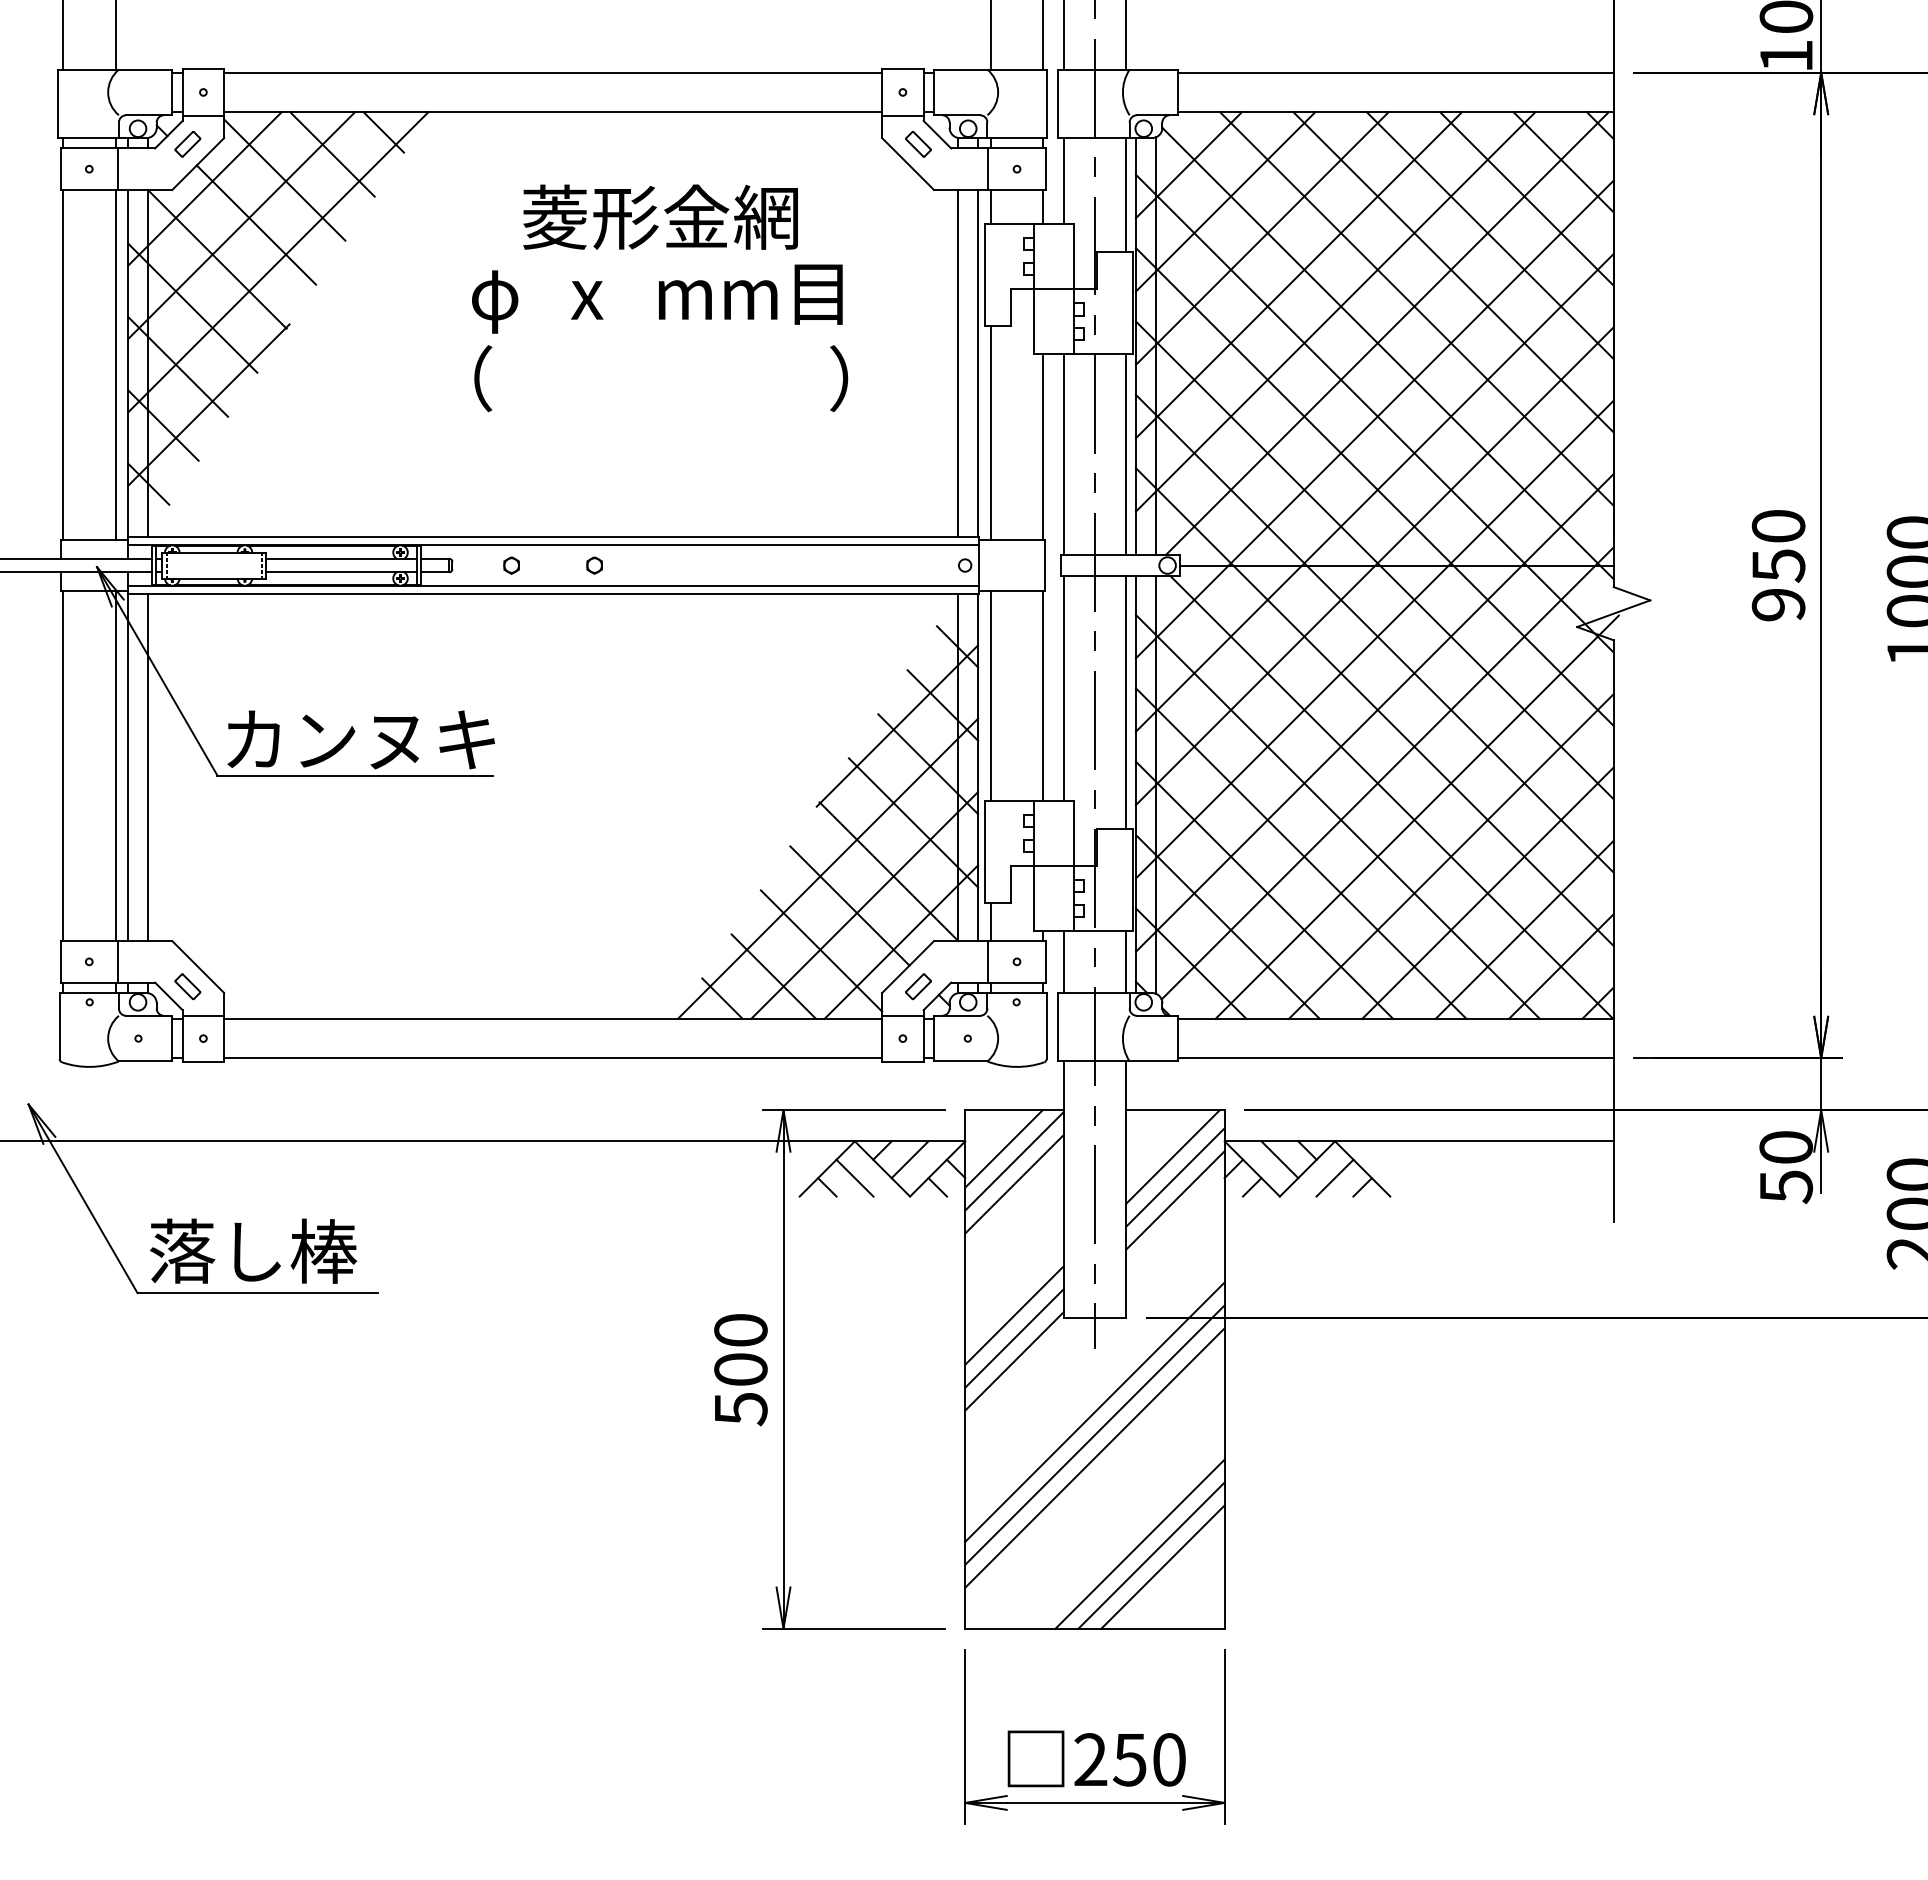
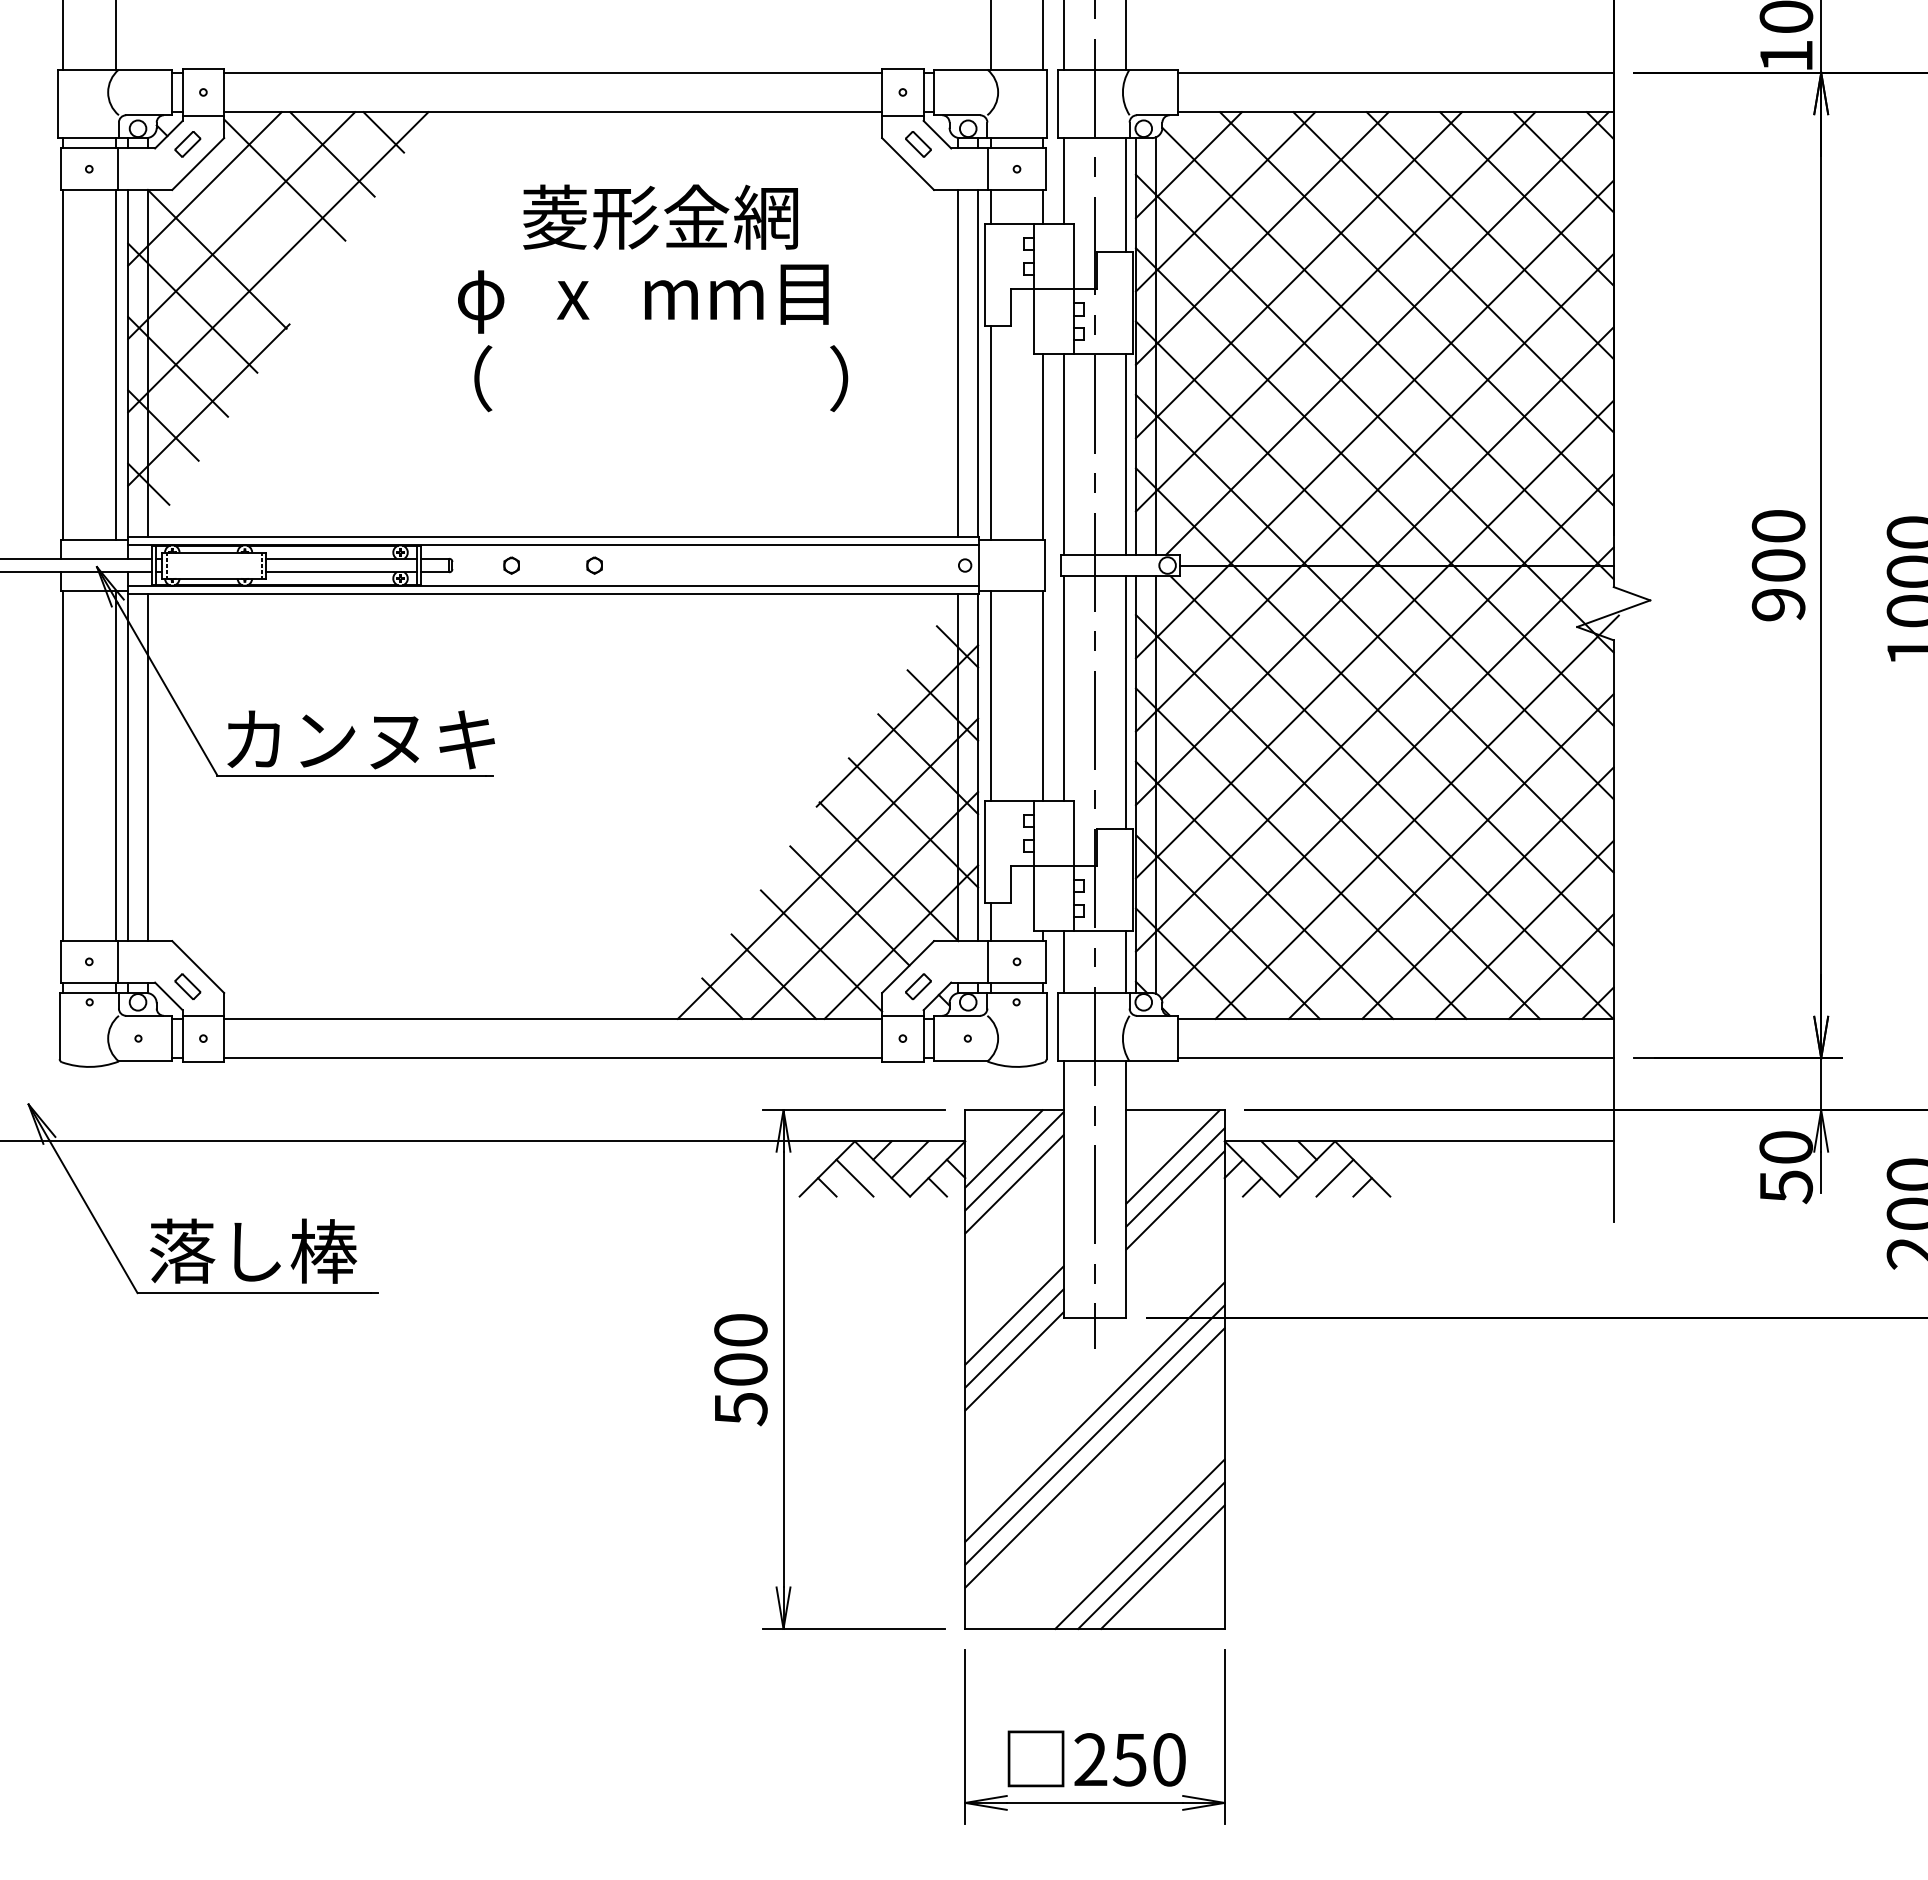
line: present -> none (256, 224)
text position: (657, 298) -> (643, 298) (643, 298)
text: 950 -> 900 (1778, 565)
